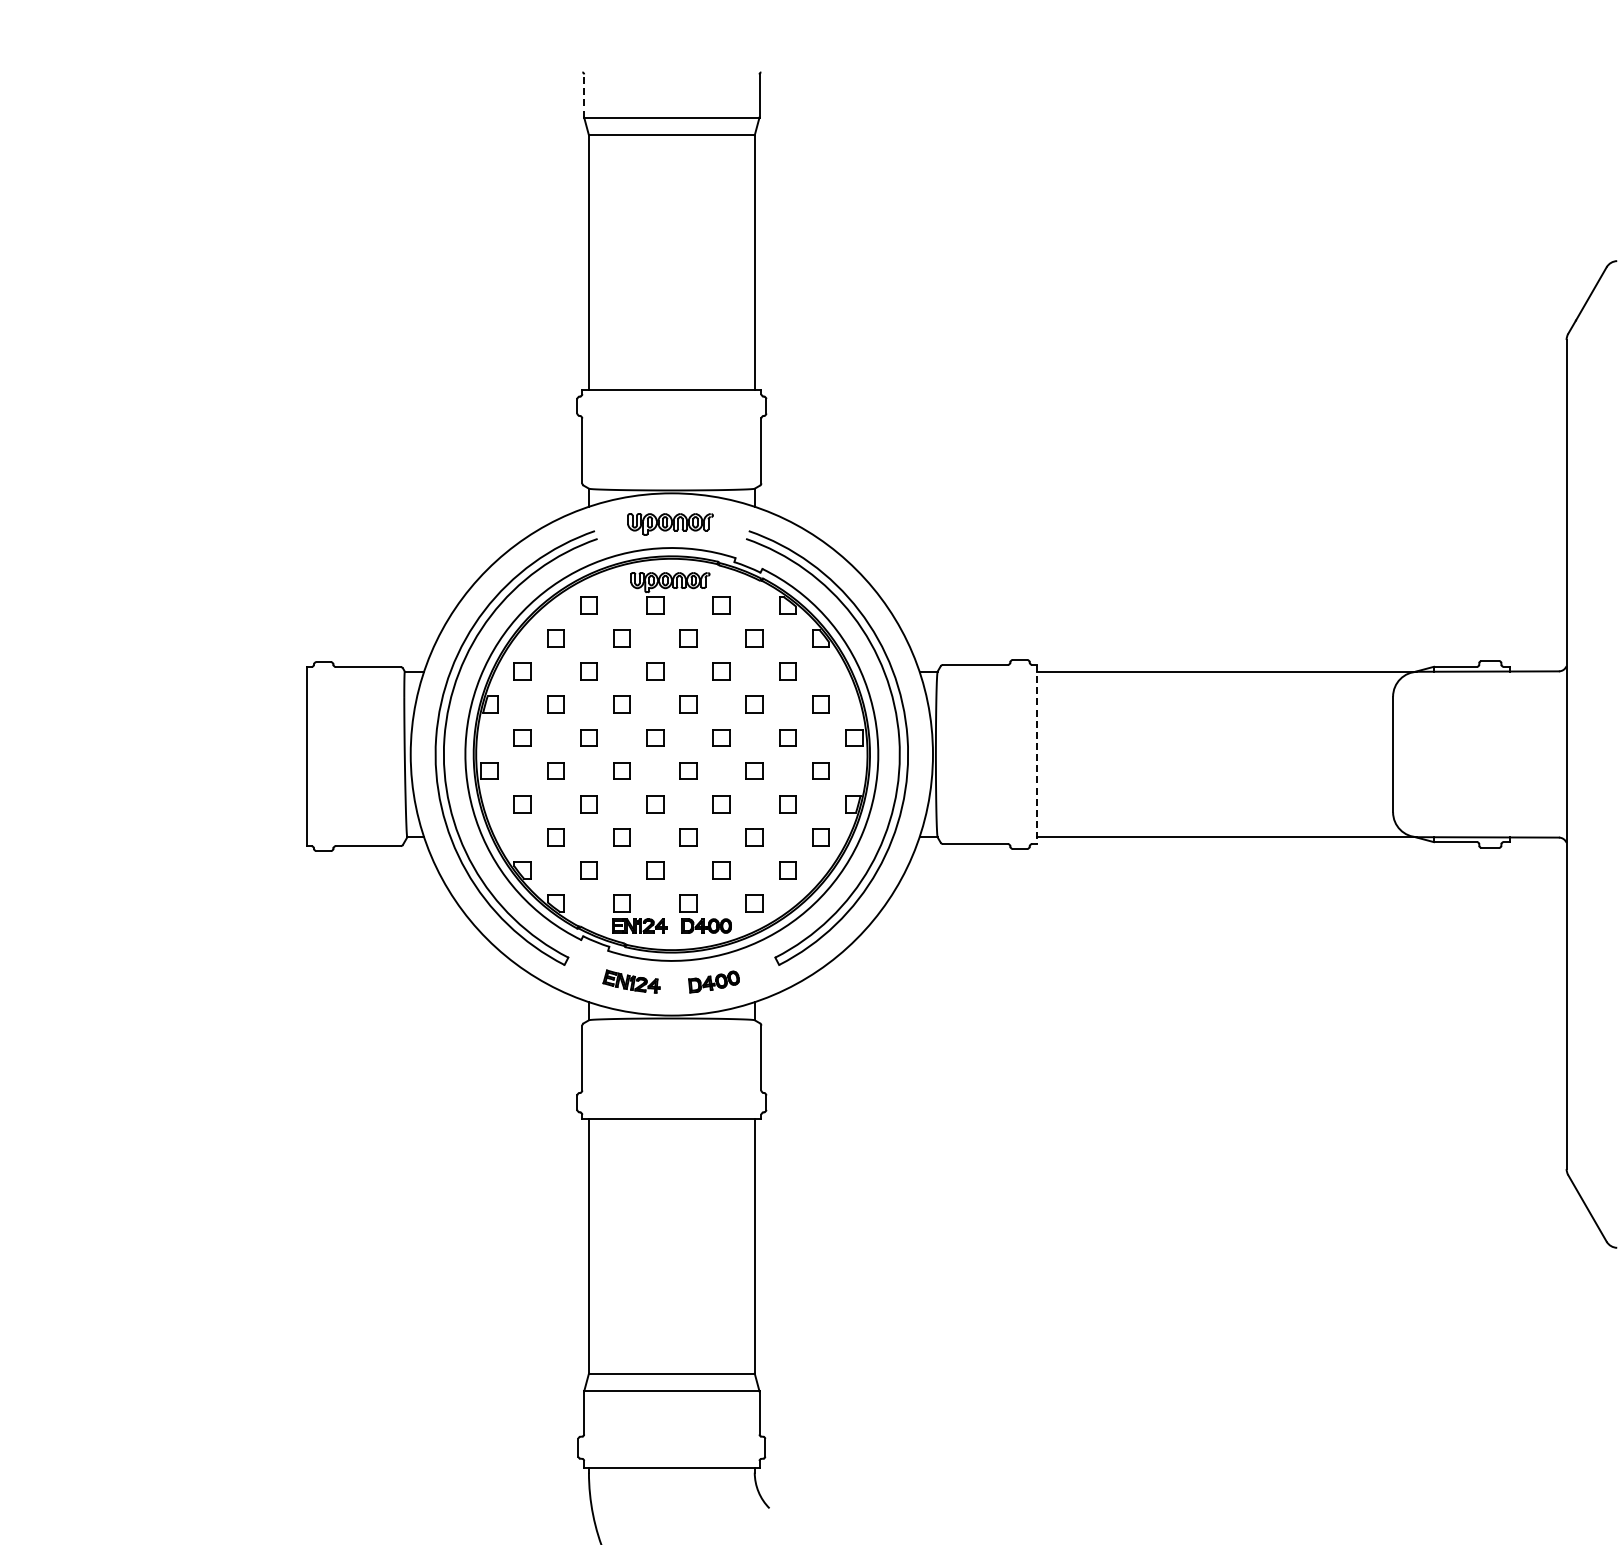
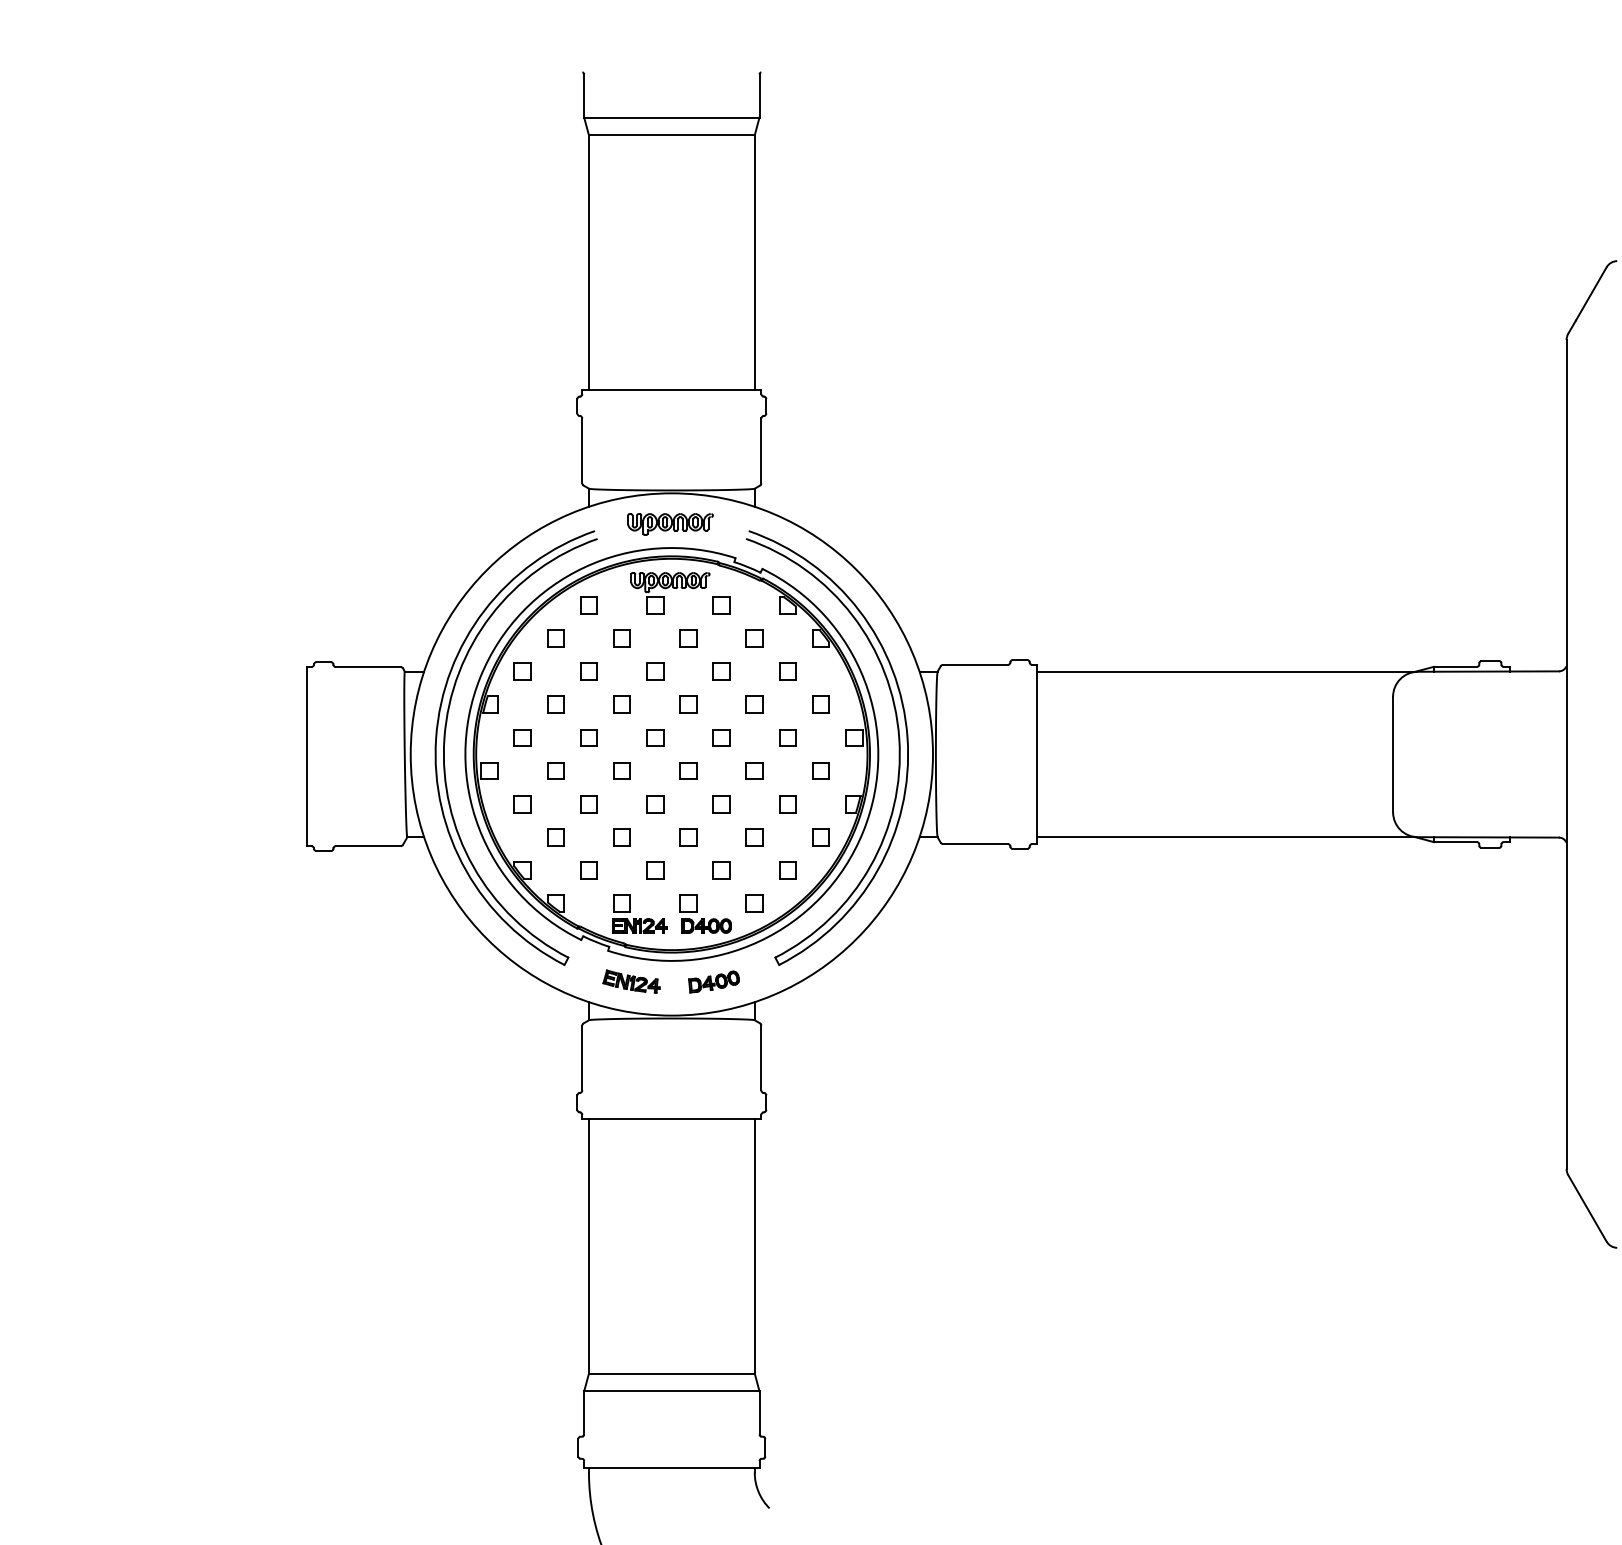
line: dashed -> solid (584, 95)
line: dashed -> solid (1036, 754)
